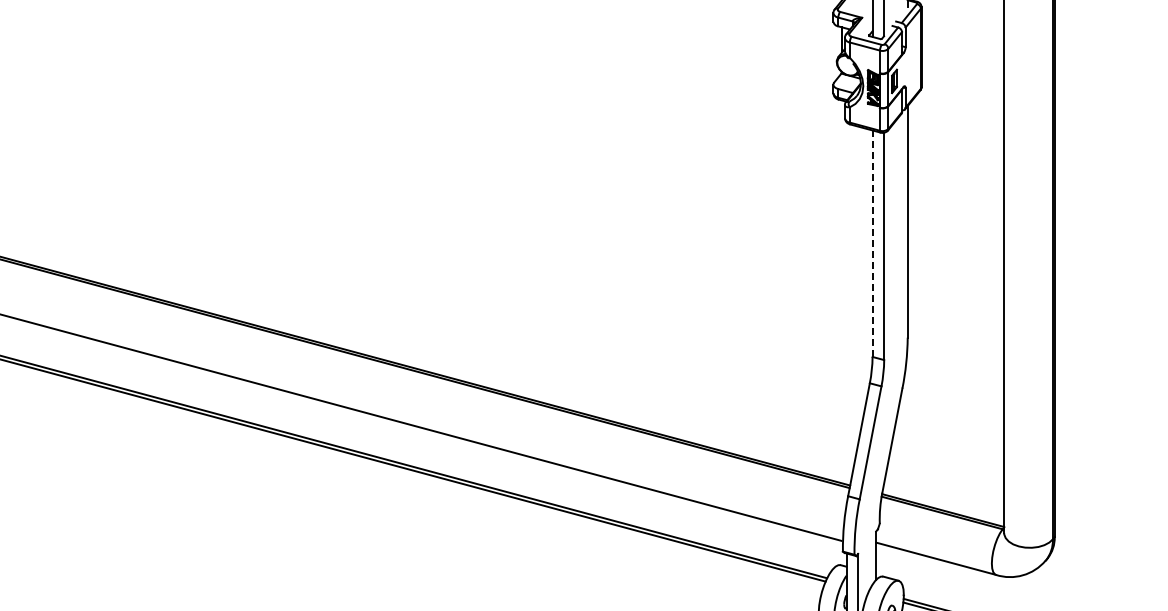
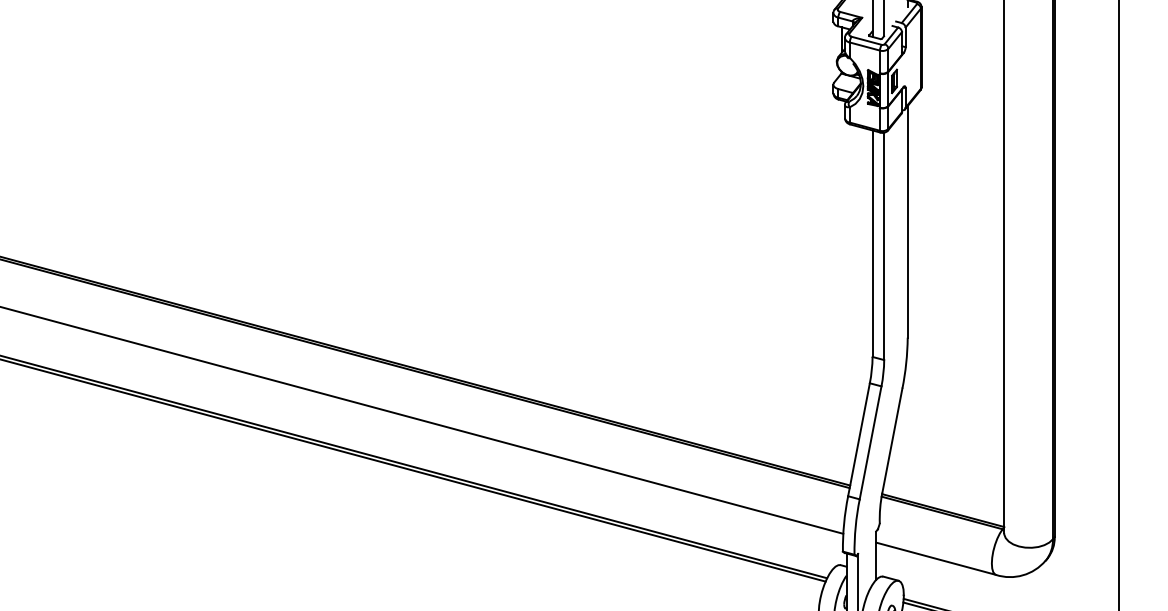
line: dashed -> solid (872, 243)
line: none -> present (1118, 304)
line position: (421, 427) -> (422, 420) (422, 420)
